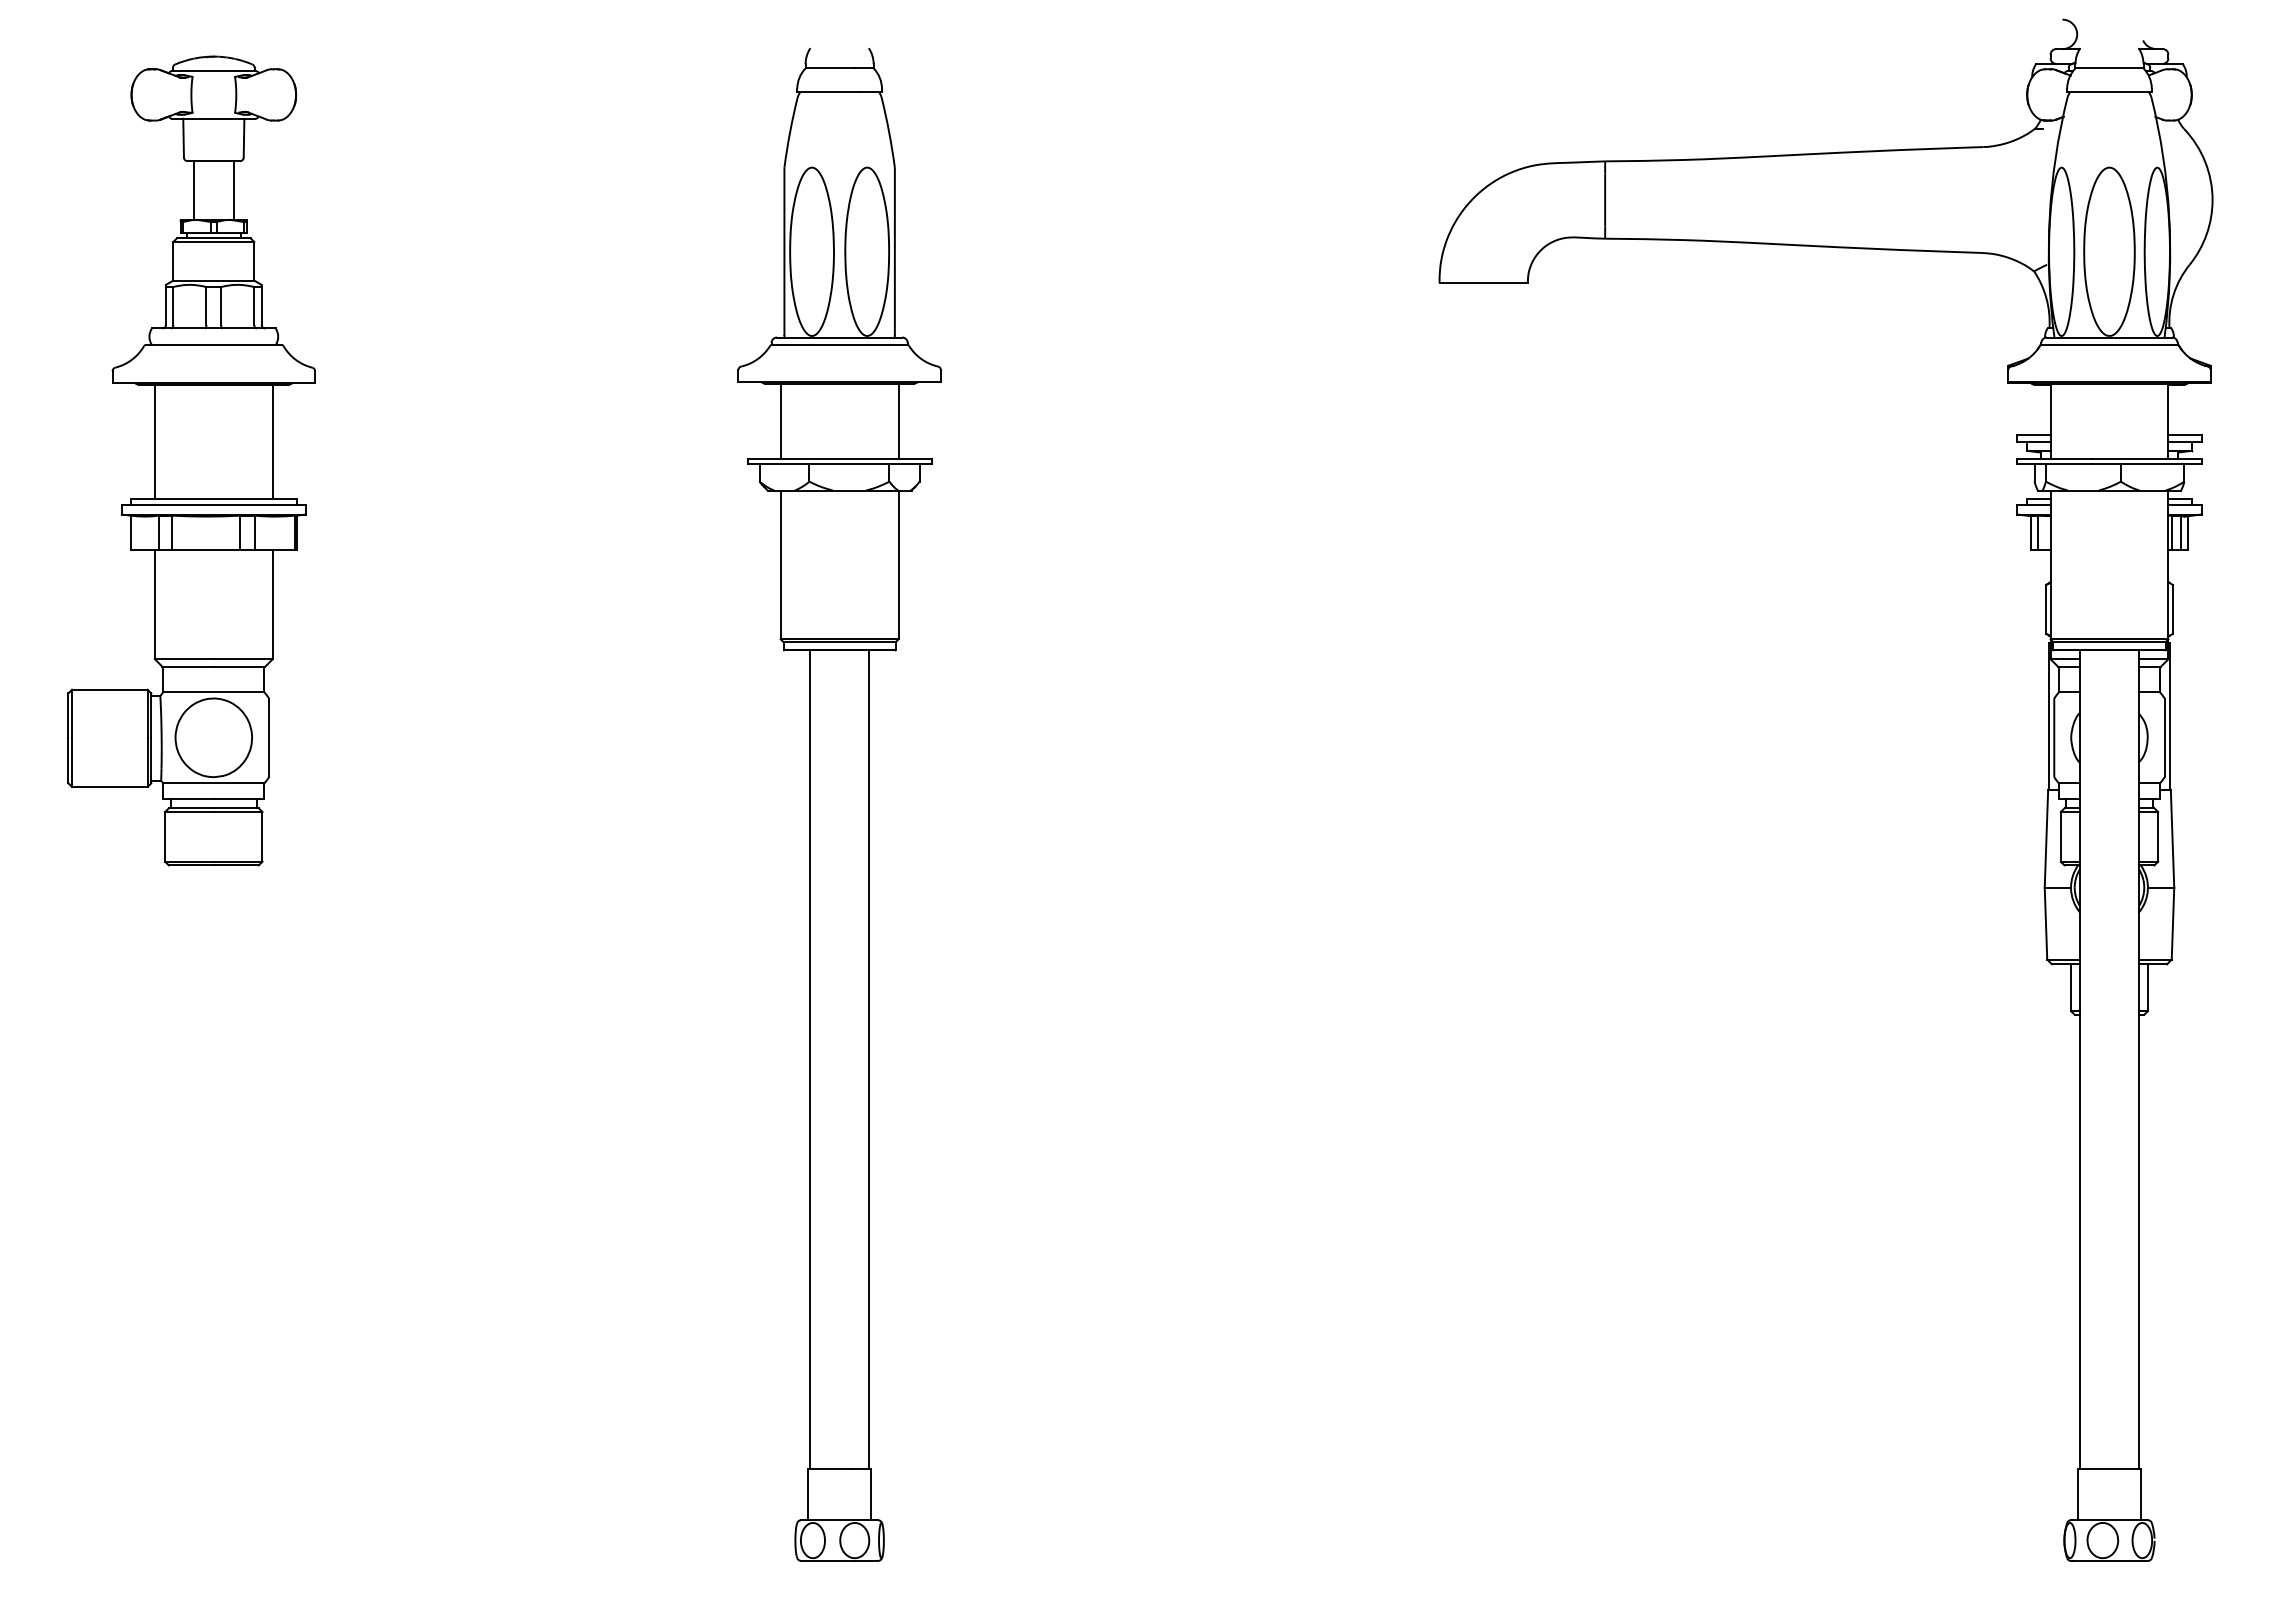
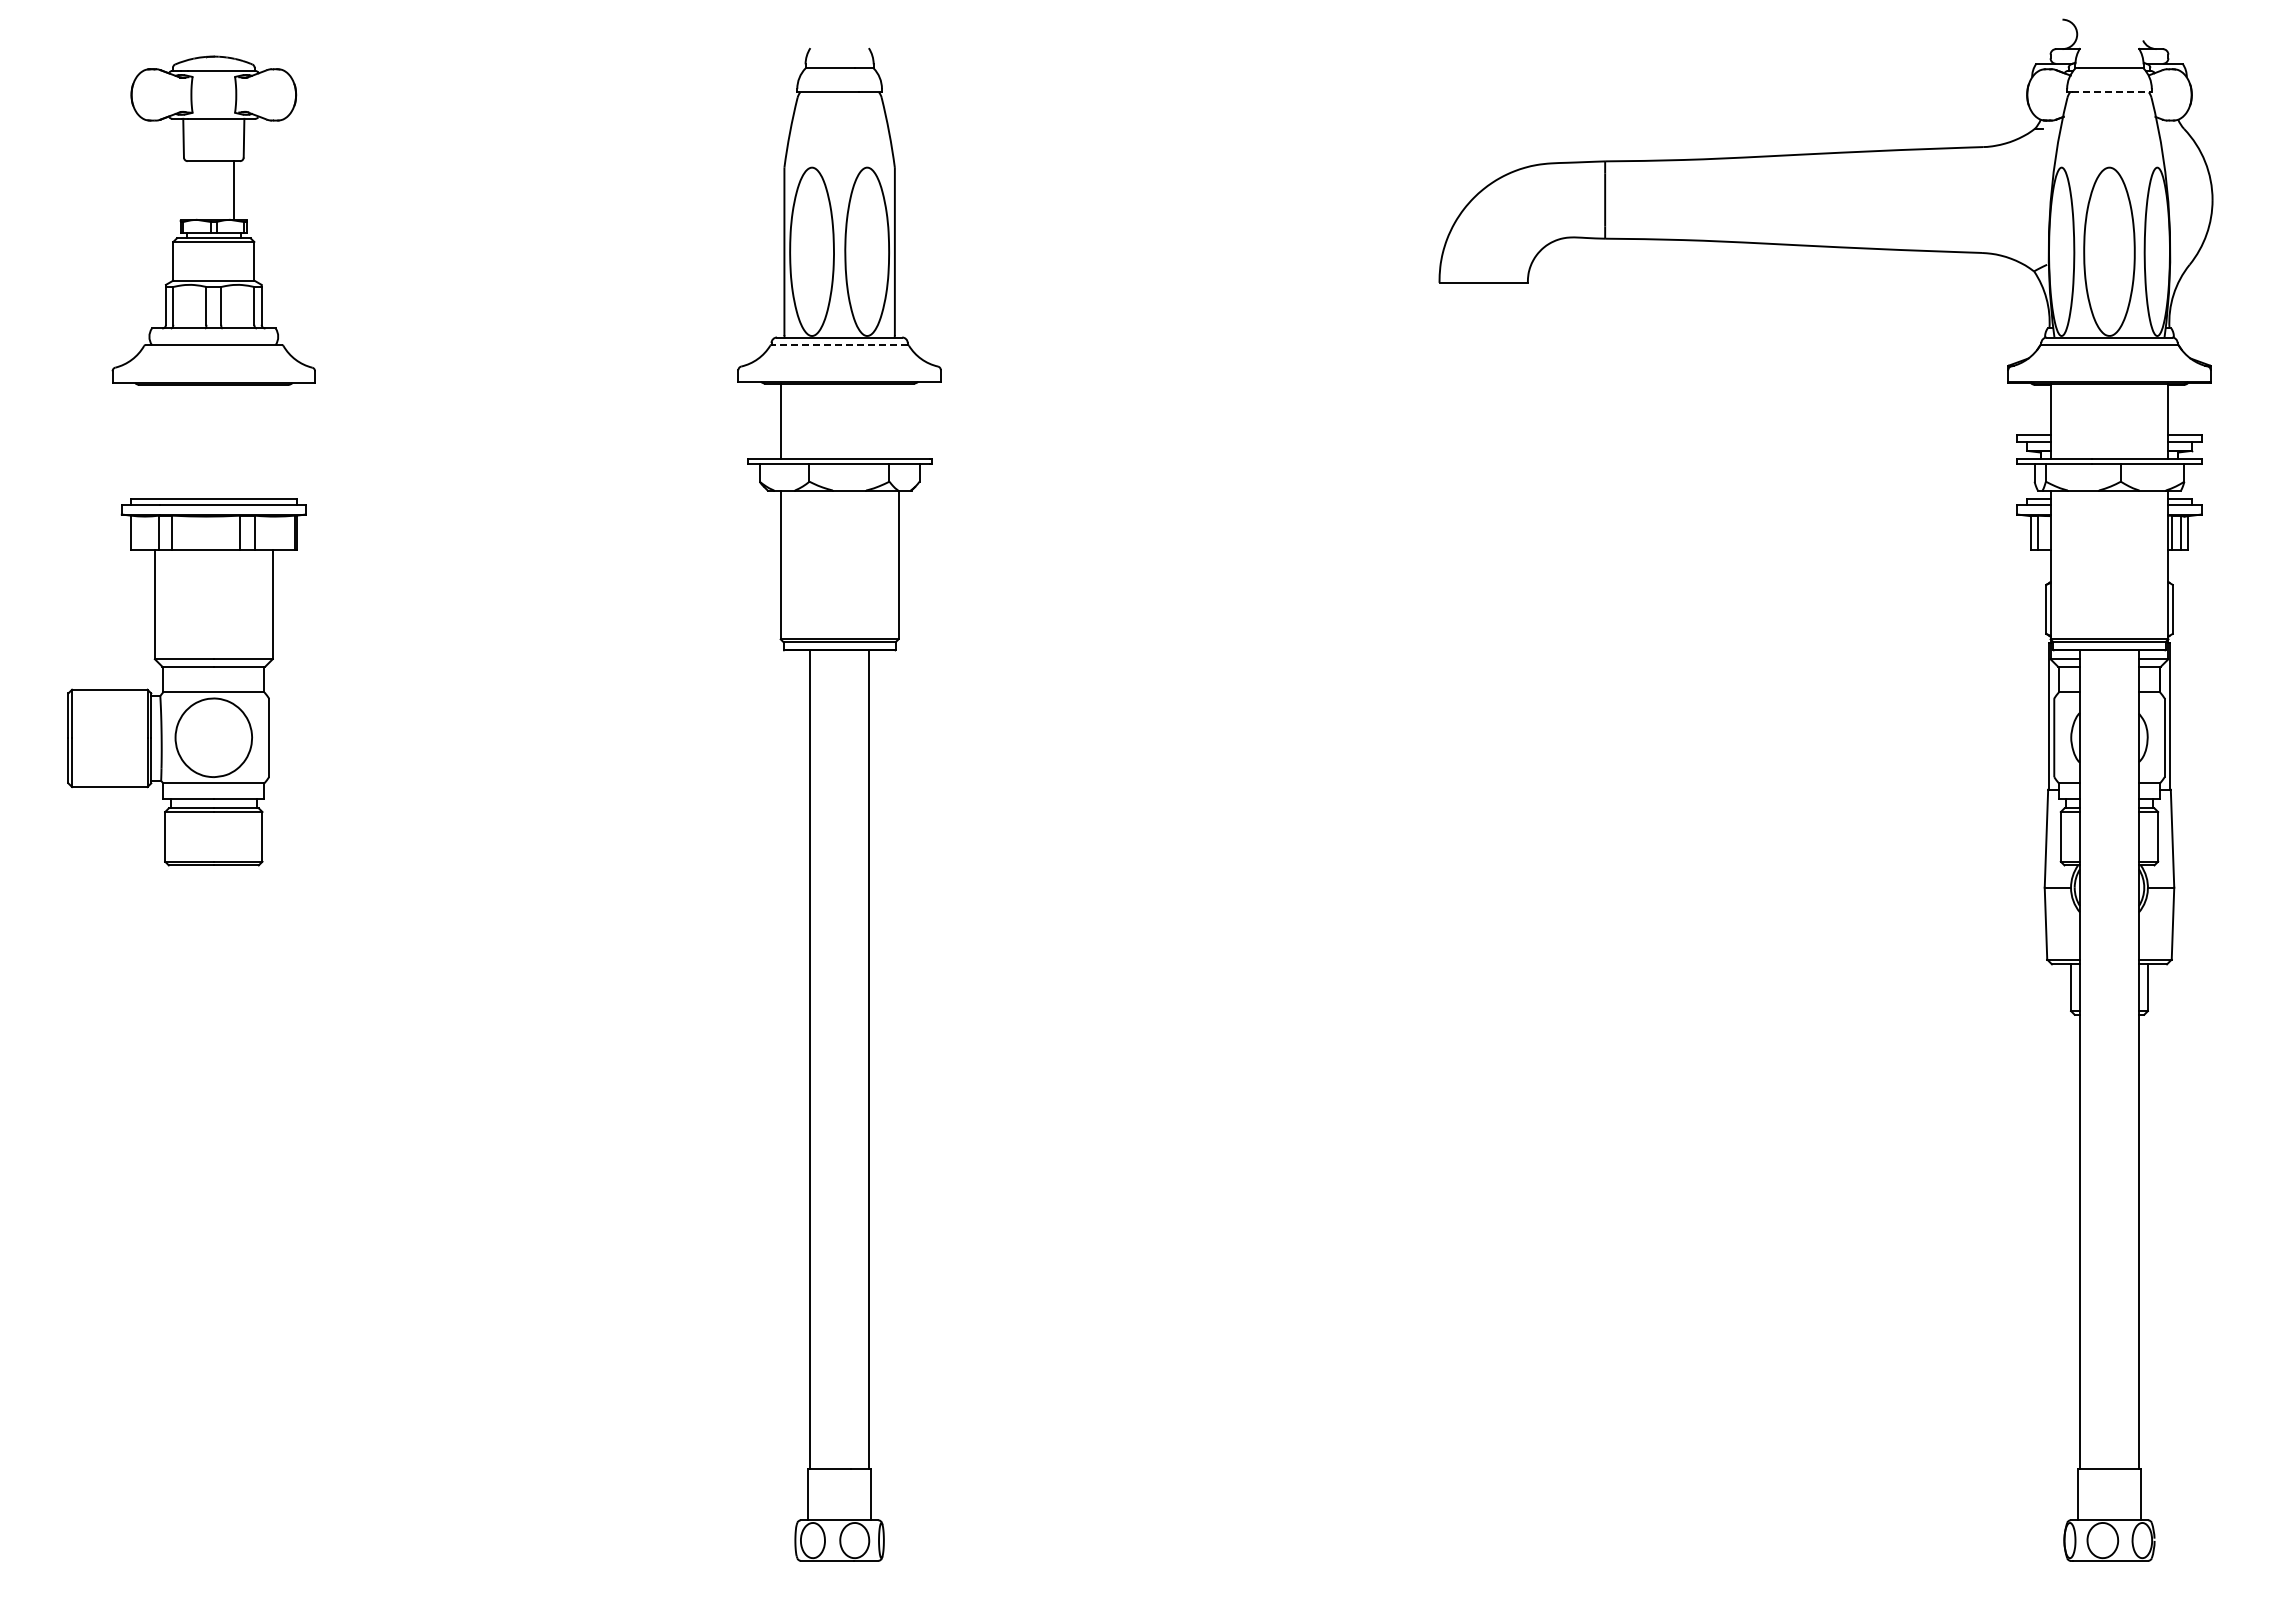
line: solid -> dashed (2111, 92)
line: present -> none (193, 190)
line: solid -> dashed (839, 344)
line: present -> none (898, 420)
line: present -> none (154, 441)
line: present -> none (272, 441)
